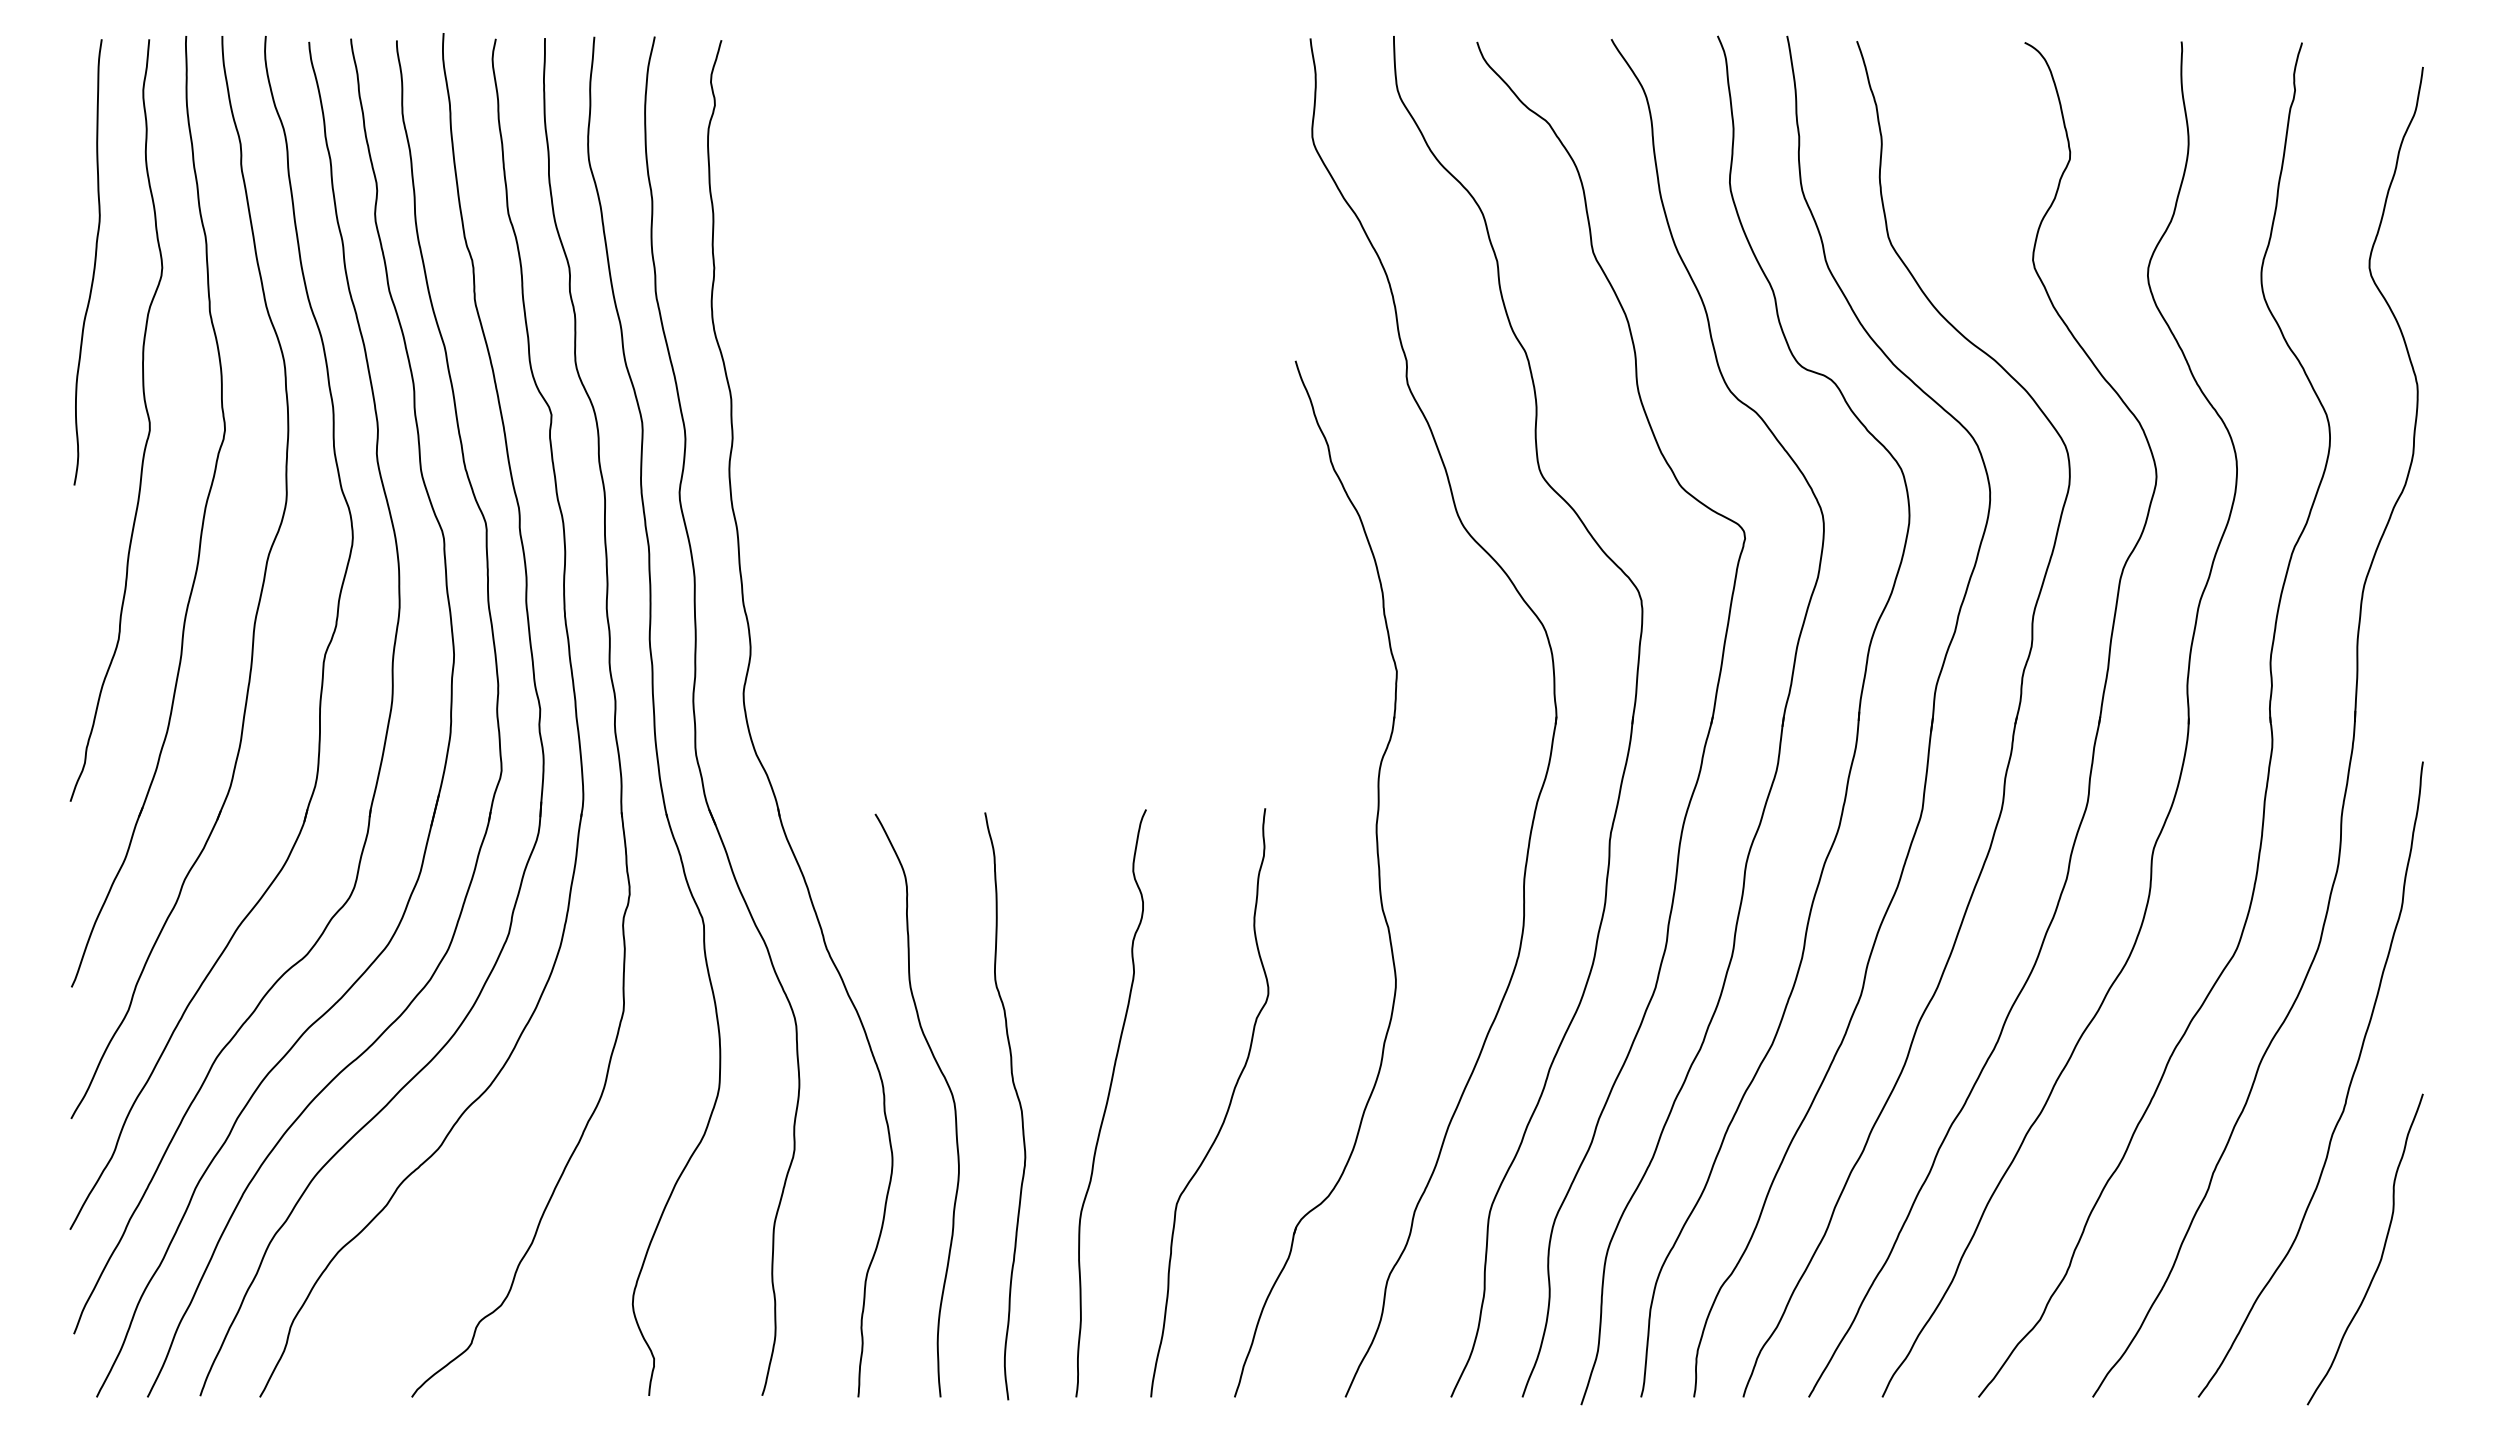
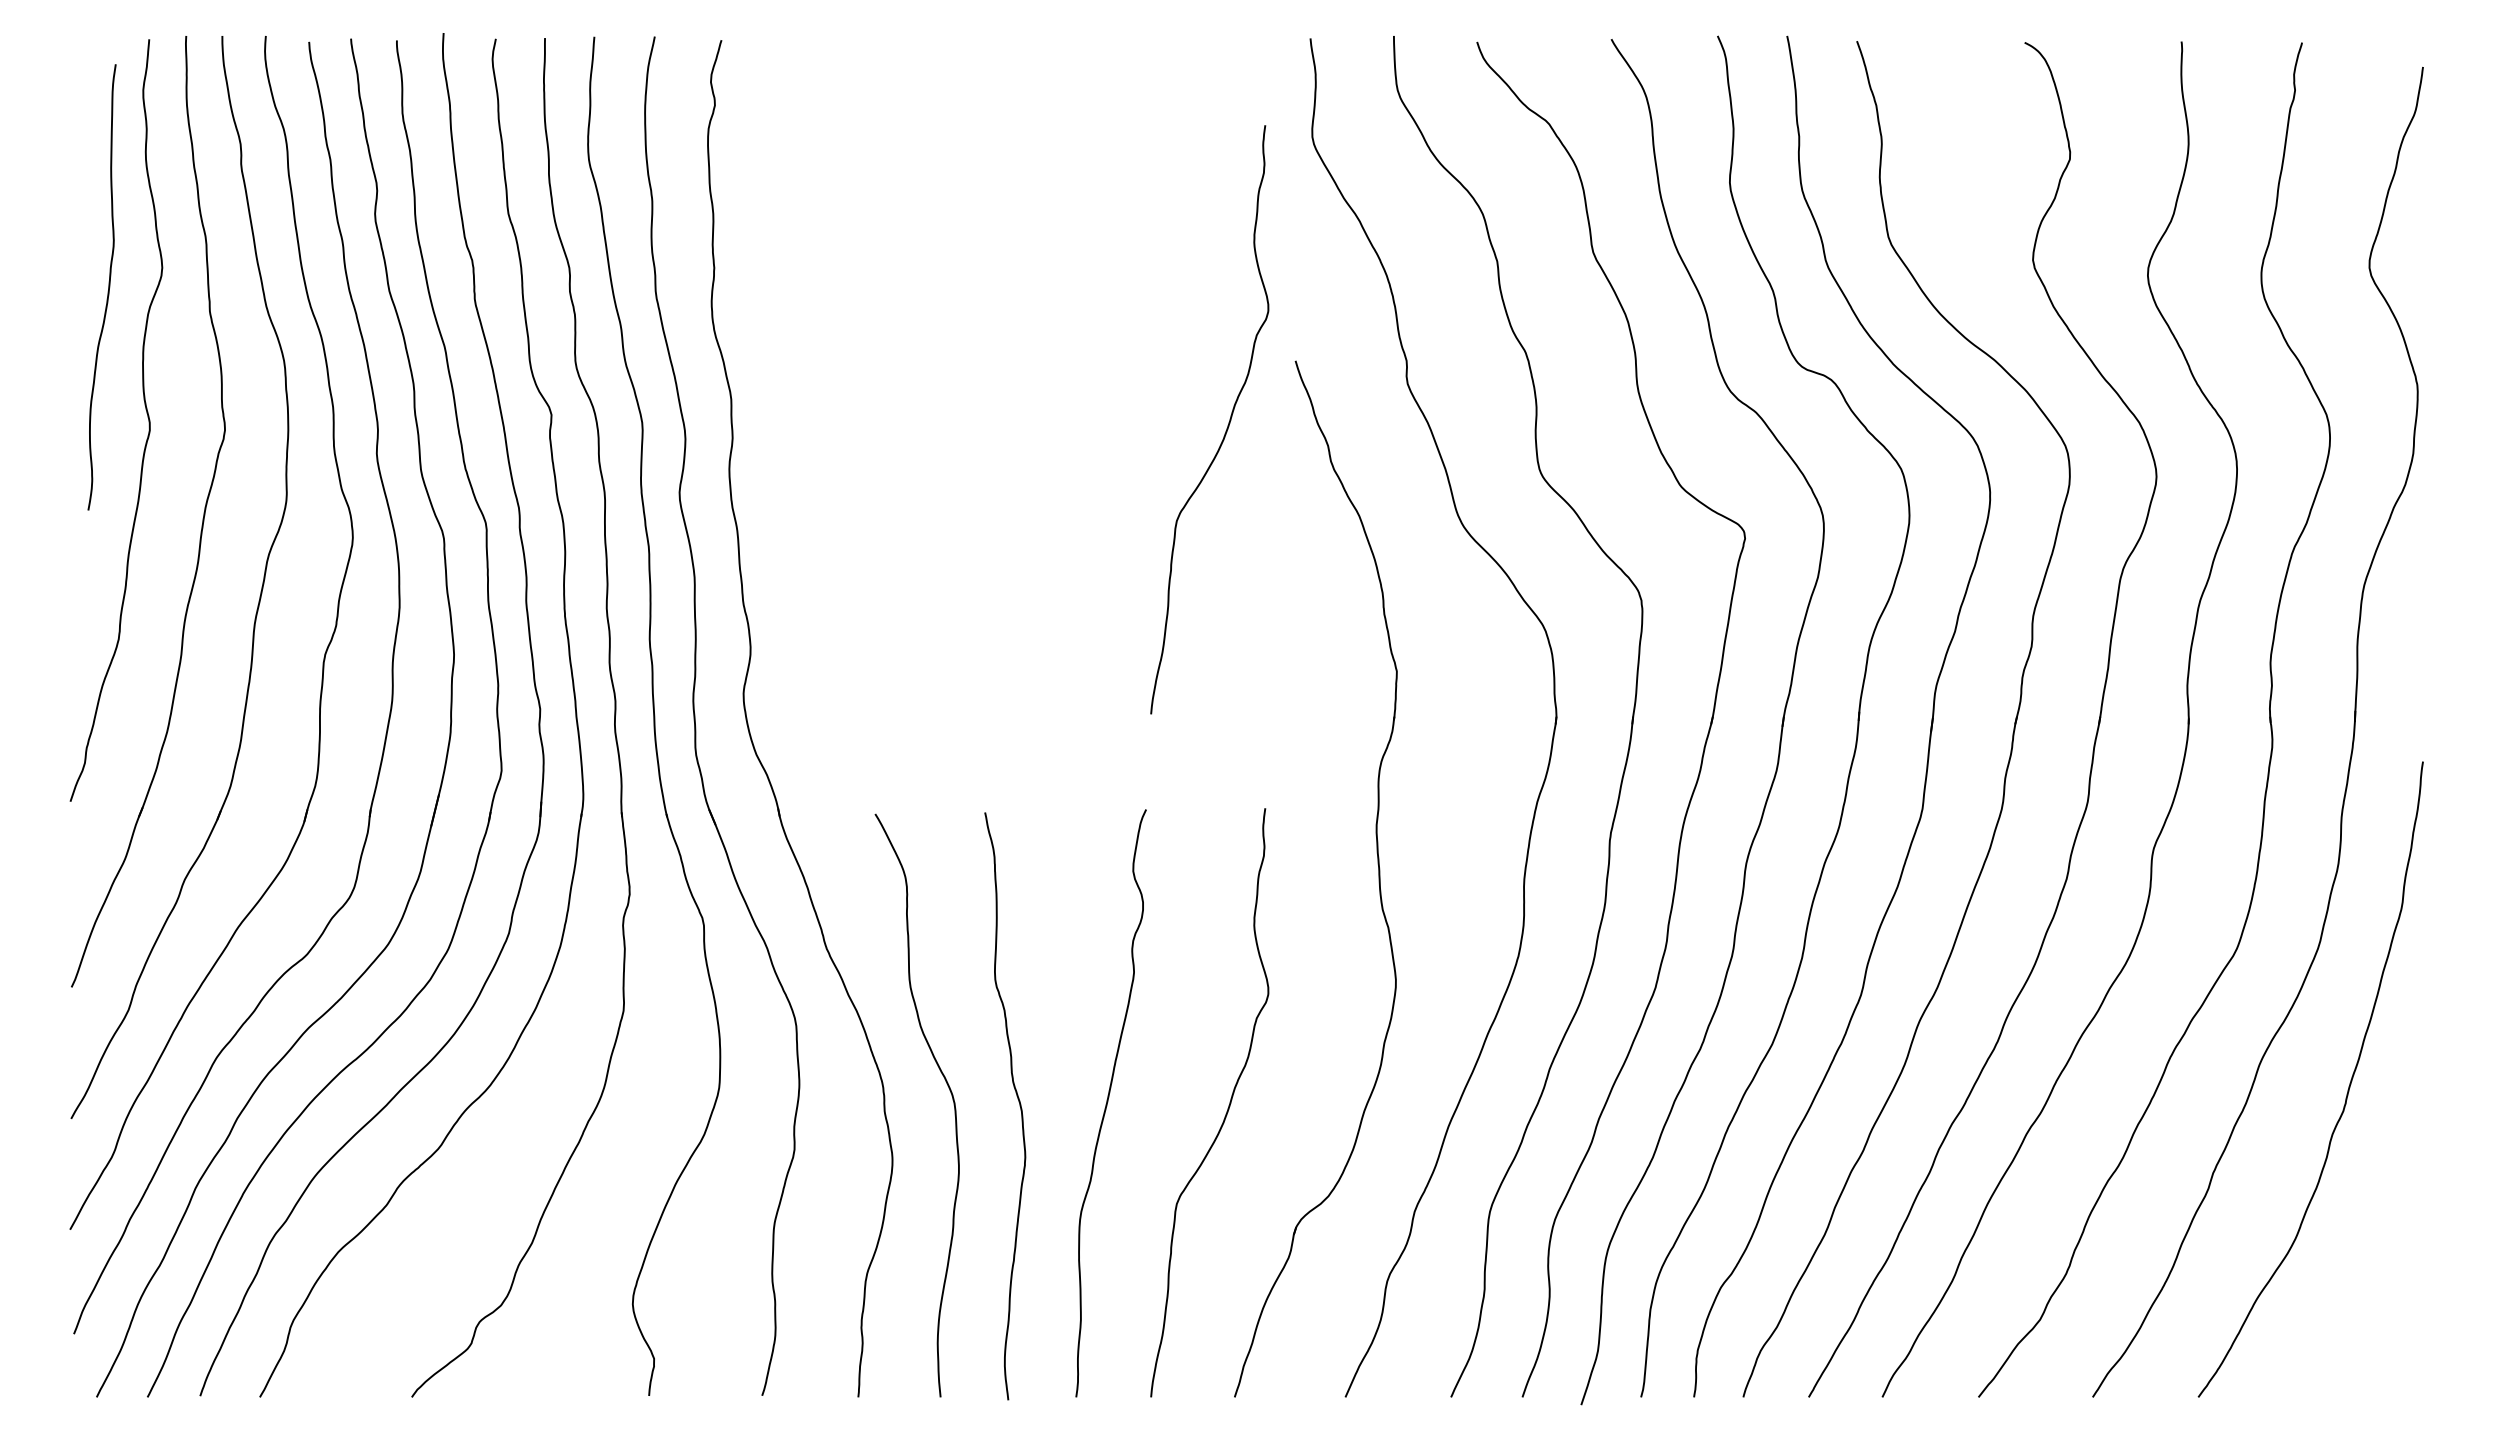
curve position: (94, 262) -> (108, 287) (108, 287)
curve: none -> present (1227, 425)
curve: present -> none (2381, 1253)
